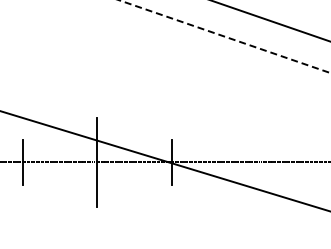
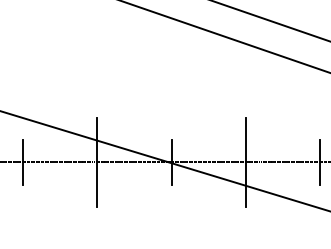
line: dashed -> solid (224, 36)
line: none -> present (246, 162)
line: none -> present (320, 162)
